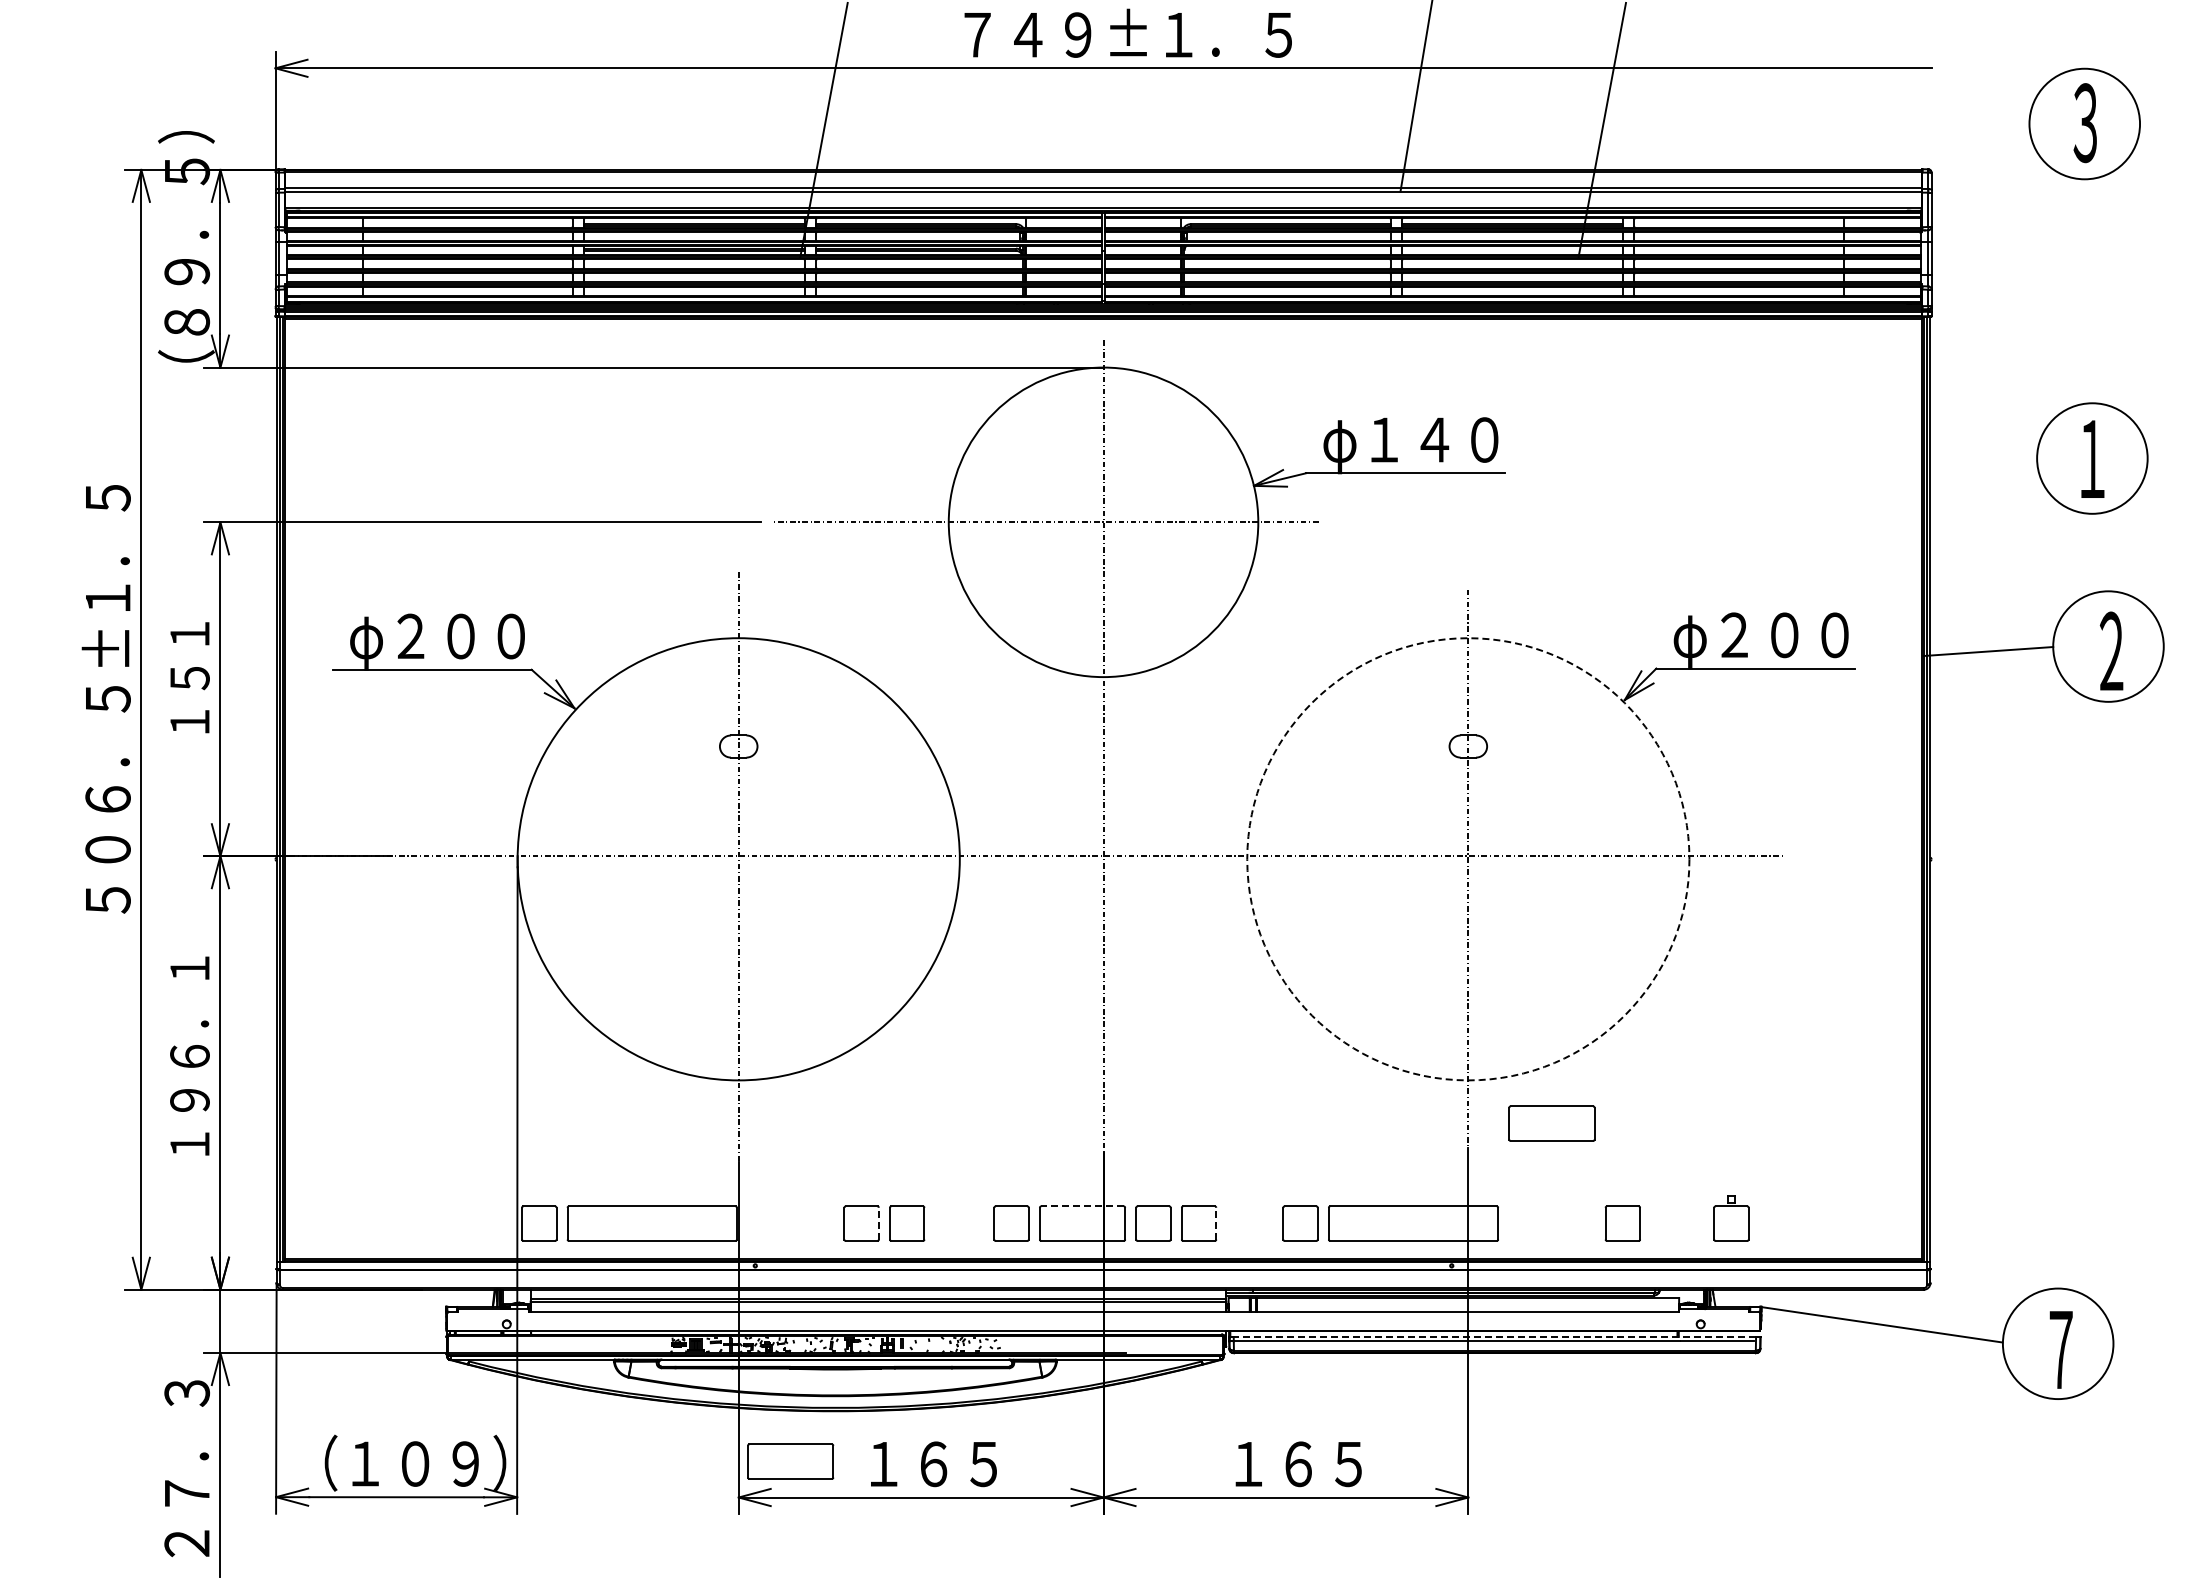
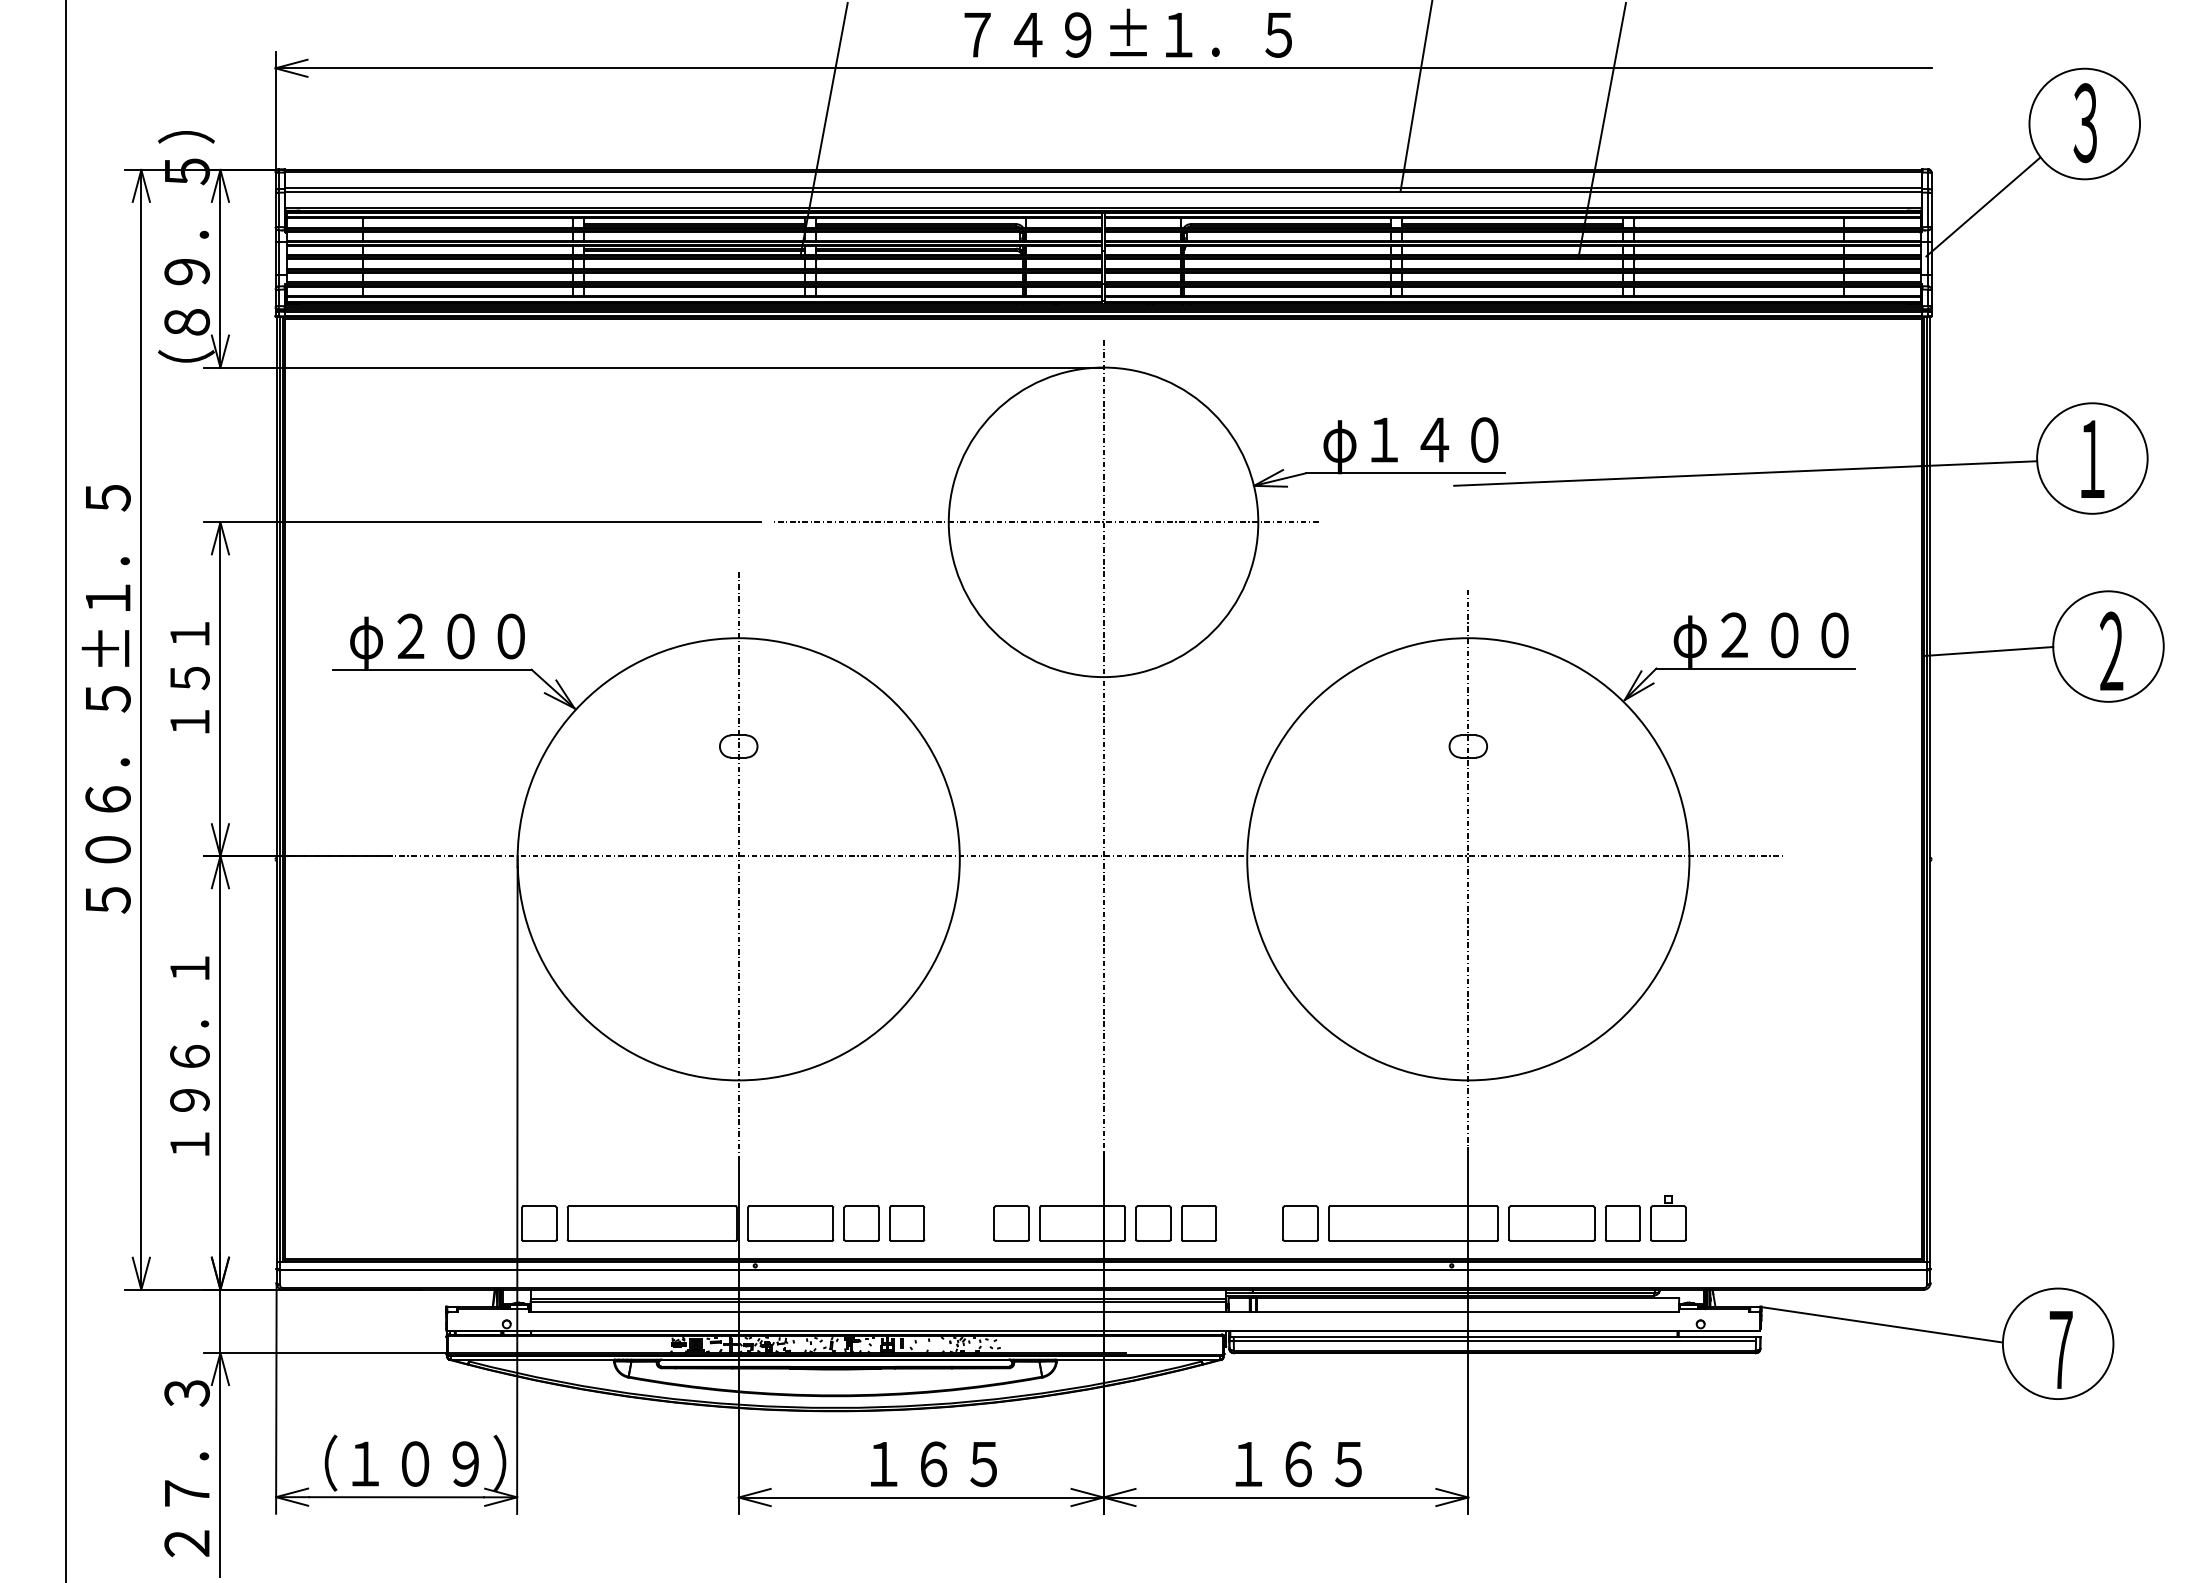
line: none -> present (1983, 206)
line: none -> present (1745, 473)
line: none -> present (66, 790)
circle: dashed -> solid (1468, 859)
part position: (1551, 1123) -> (1551, 1223) (1551, 1223)
line: dashed -> solid (1082, 1206)
part position: (1731, 1218) -> (1668, 1218) (1668, 1218)
line: dashed -> solid (878, 1223)
line: dashed -> solid (1216, 1223)
line: dashed -> solid (1494, 1336)
part position: (790, 1461) -> (790, 1223) (790, 1223)
